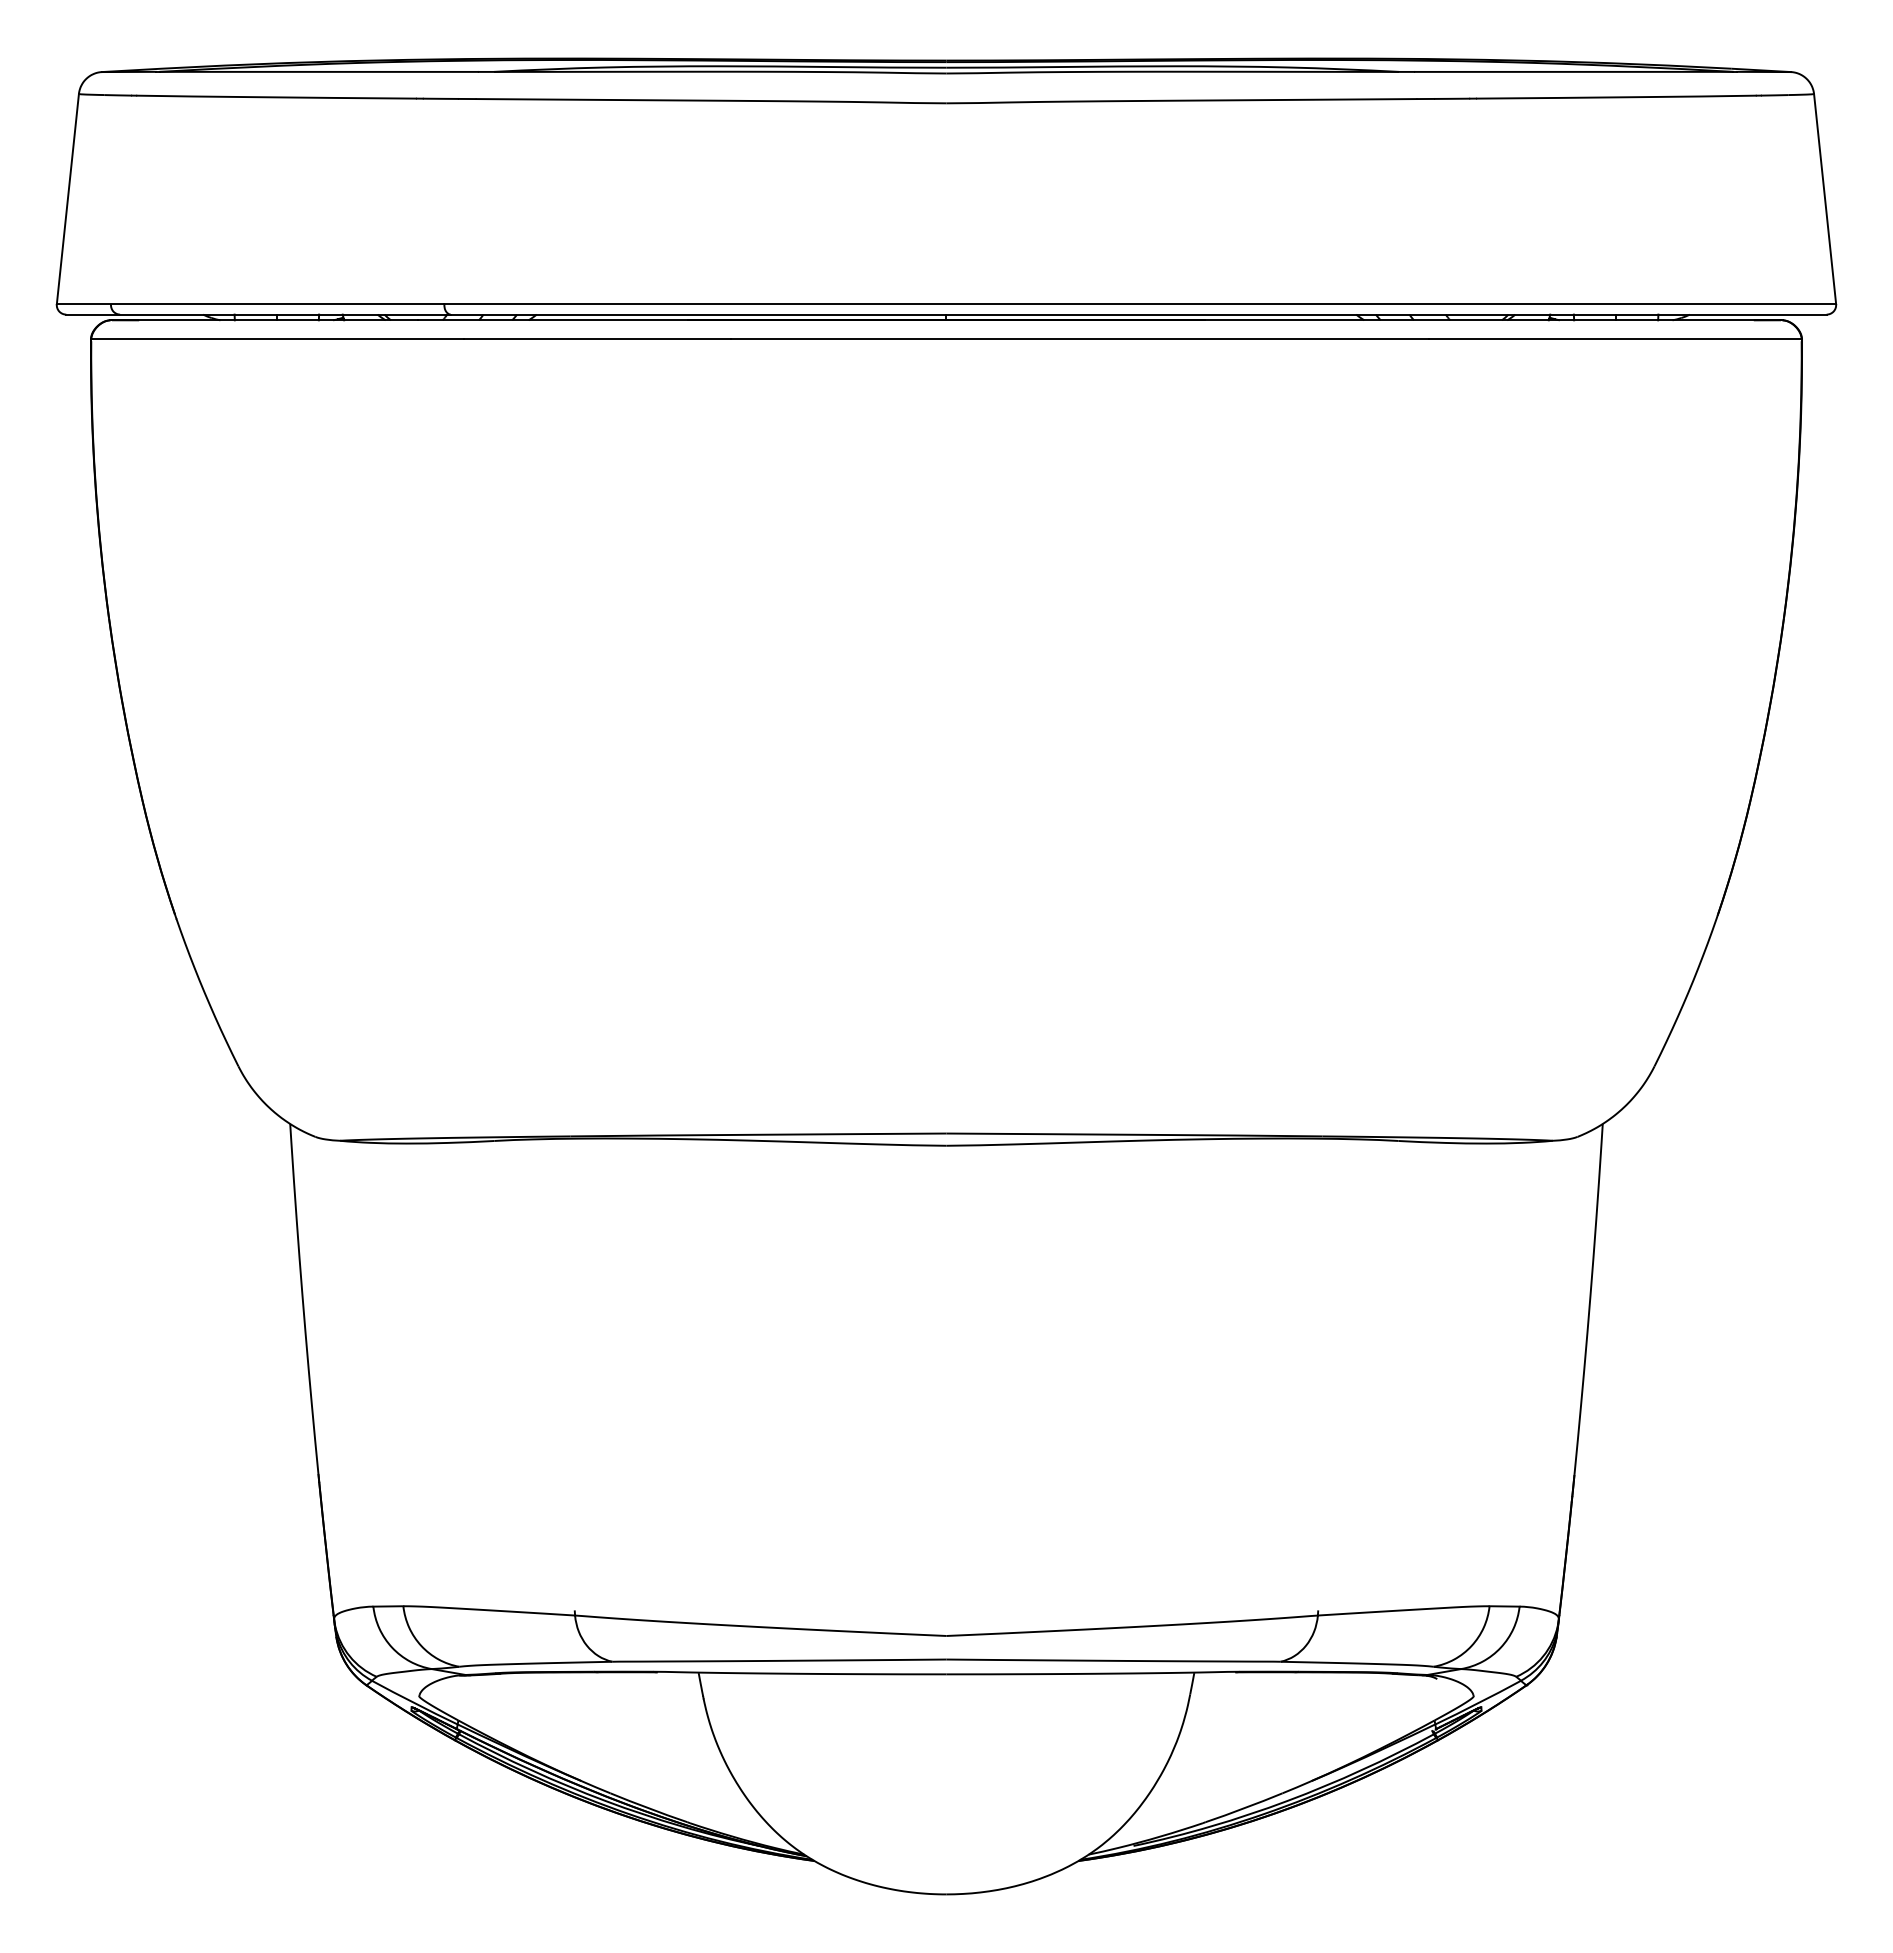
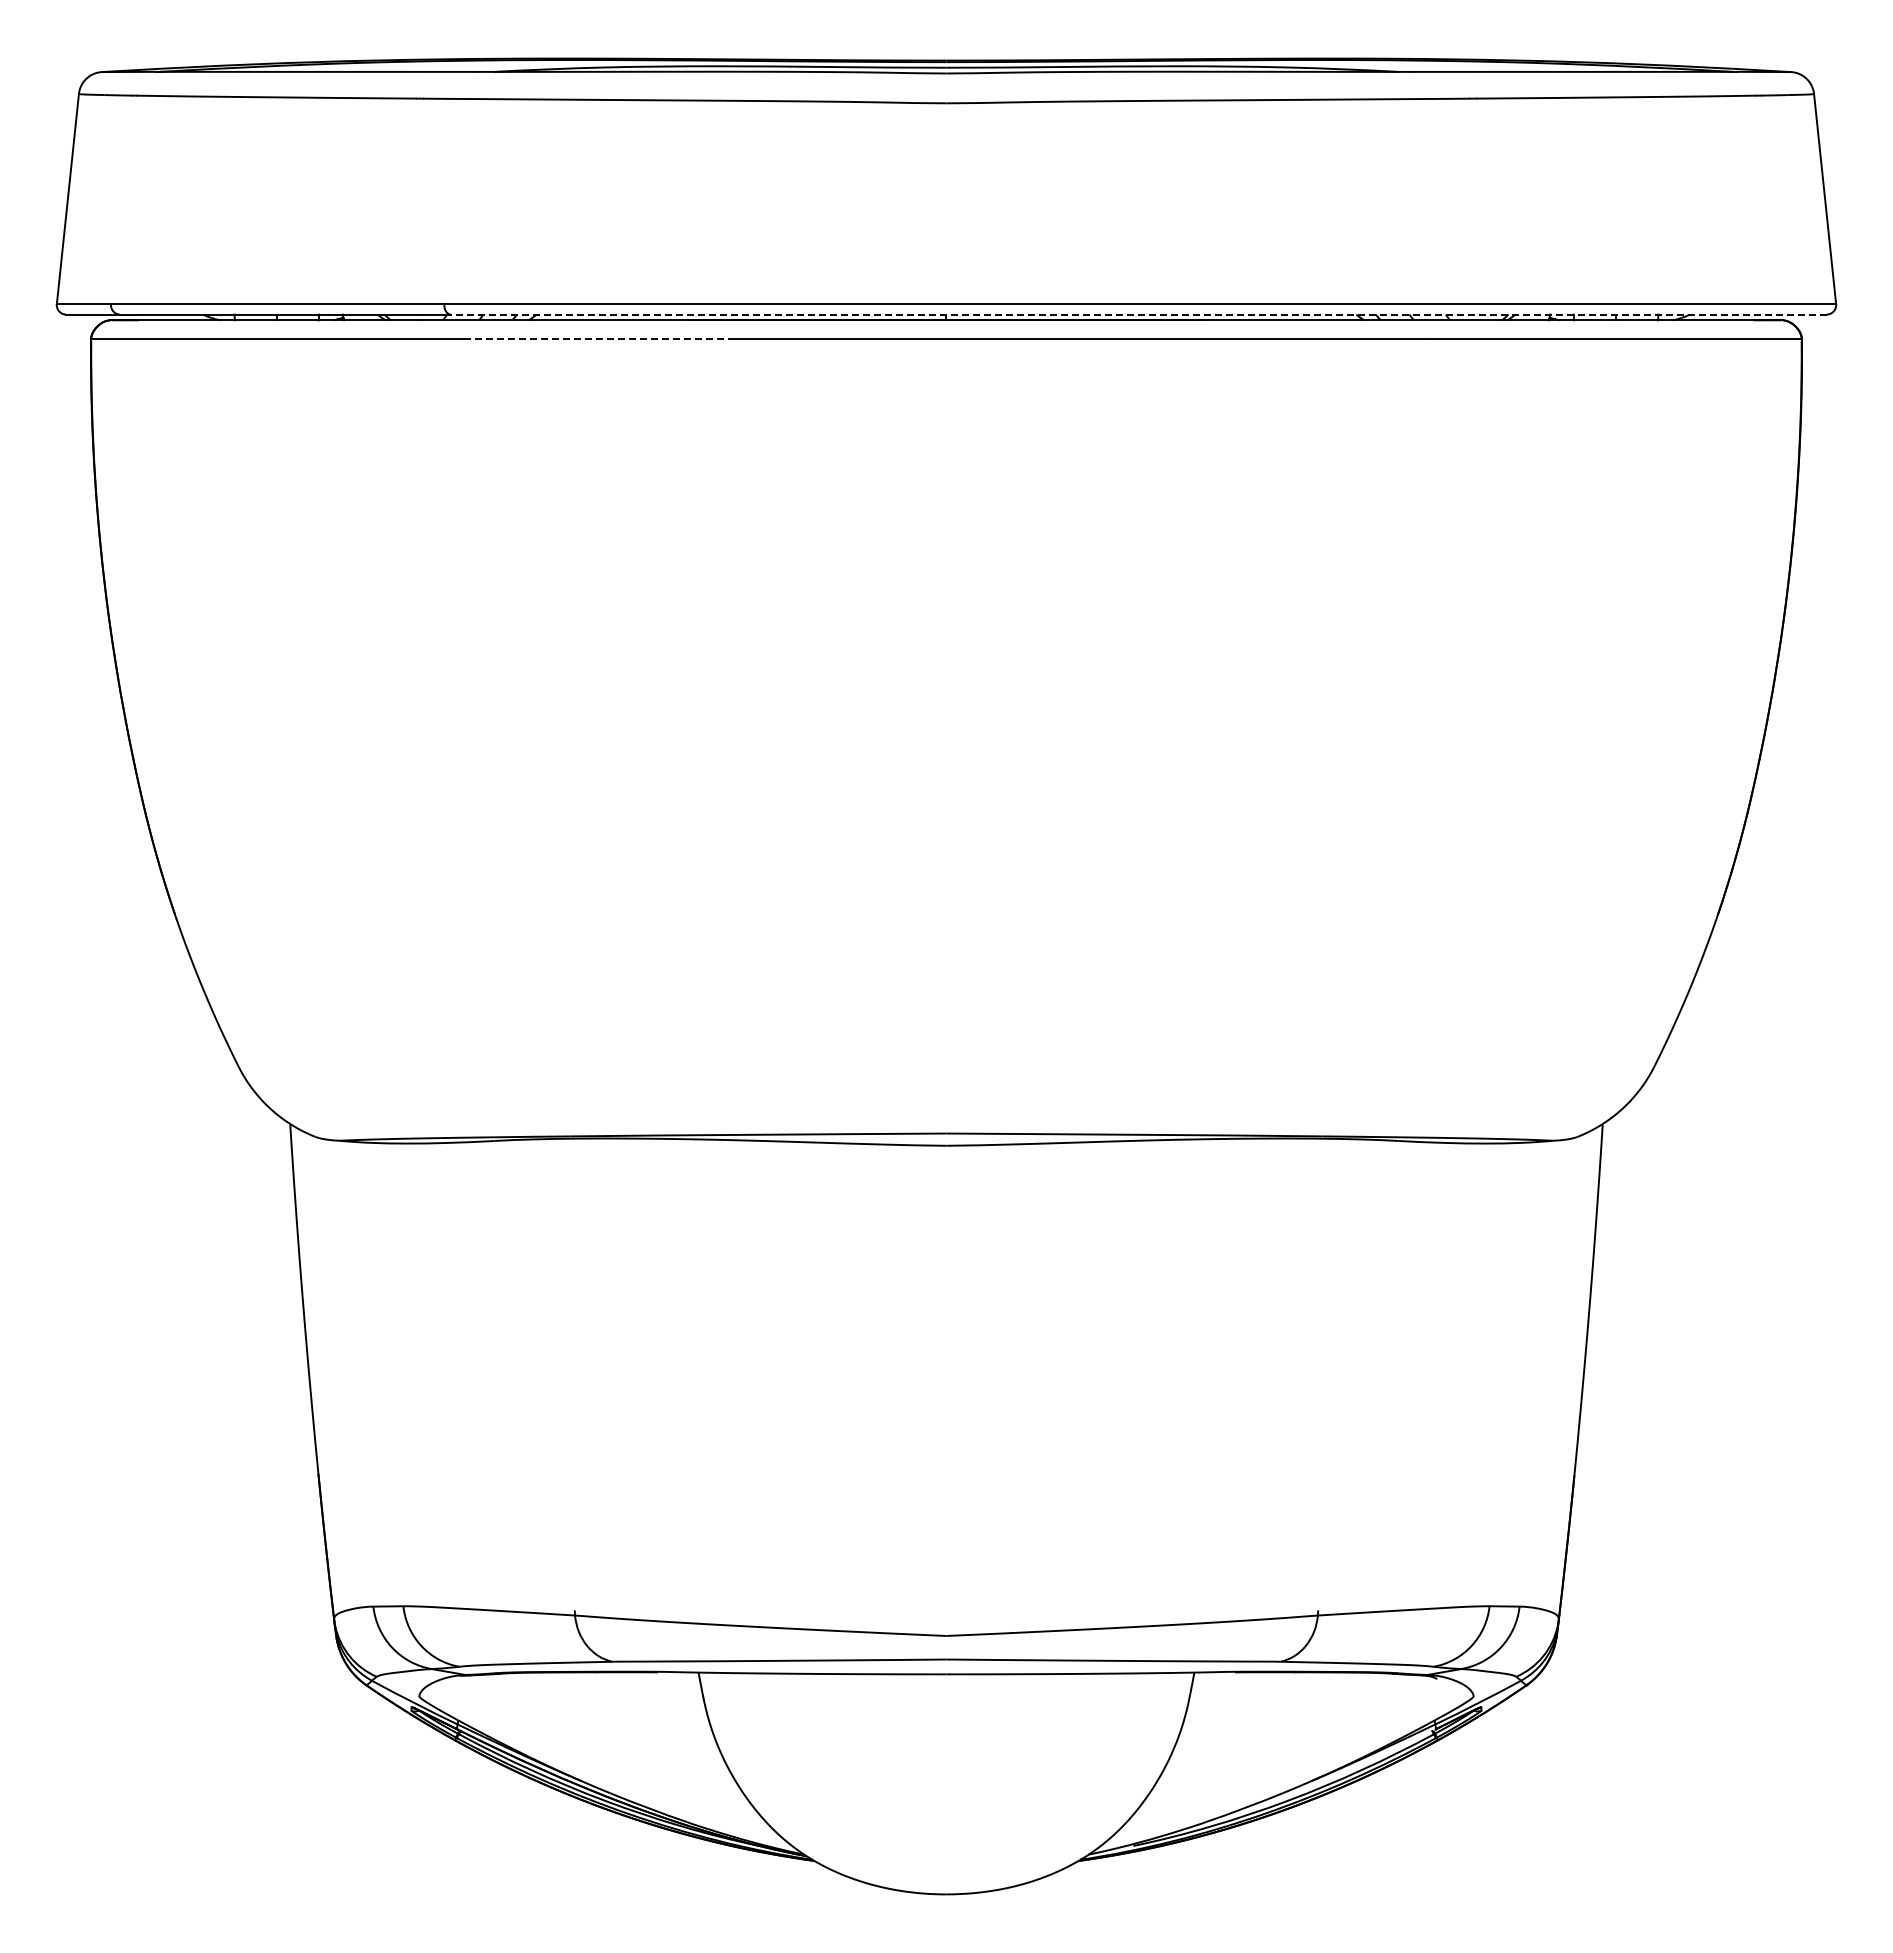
line: solid -> dashed (1138, 314)
line: solid -> dashed (597, 339)
